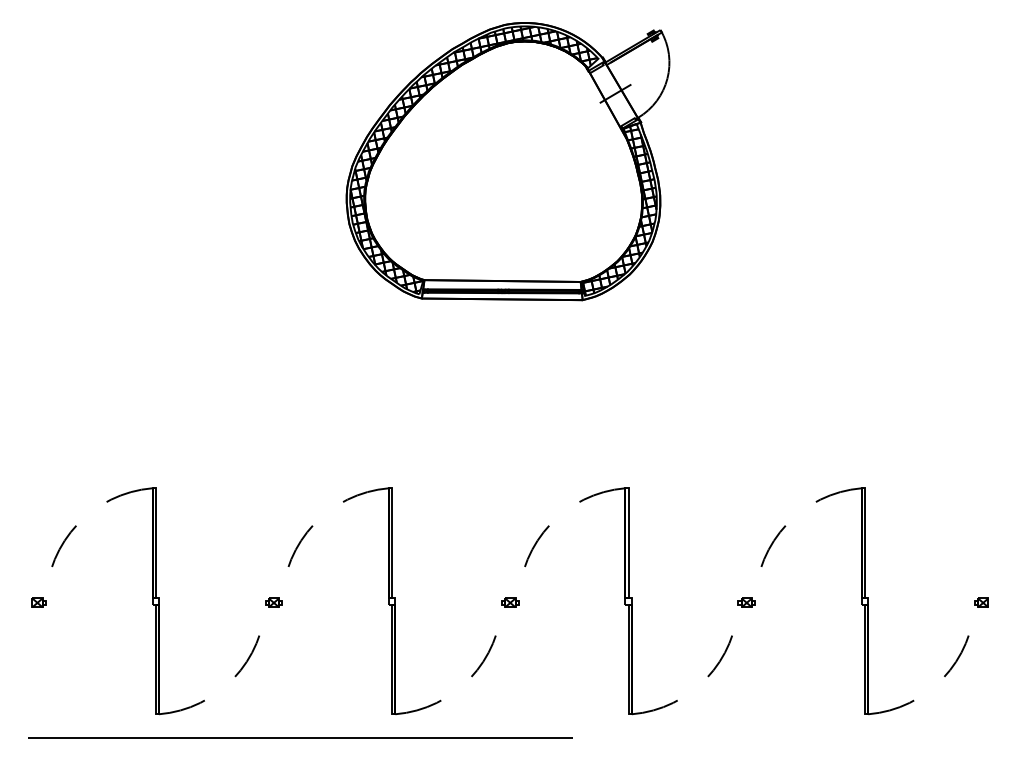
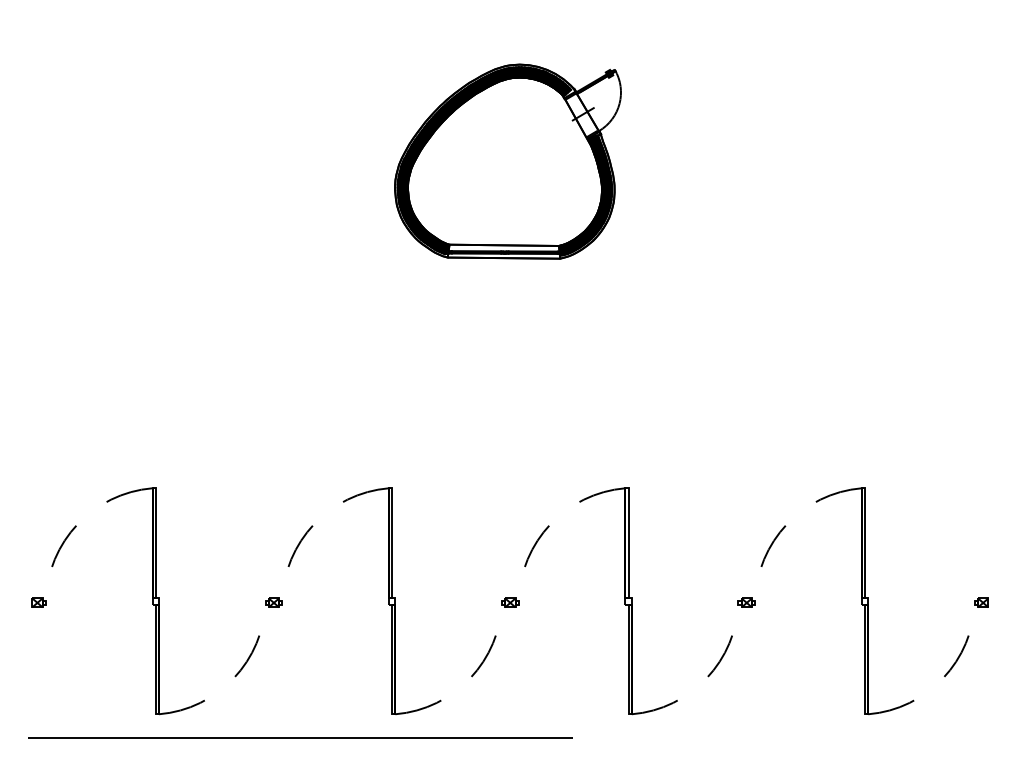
part size: 326x280 px -> 228x197 px (507, 161)
